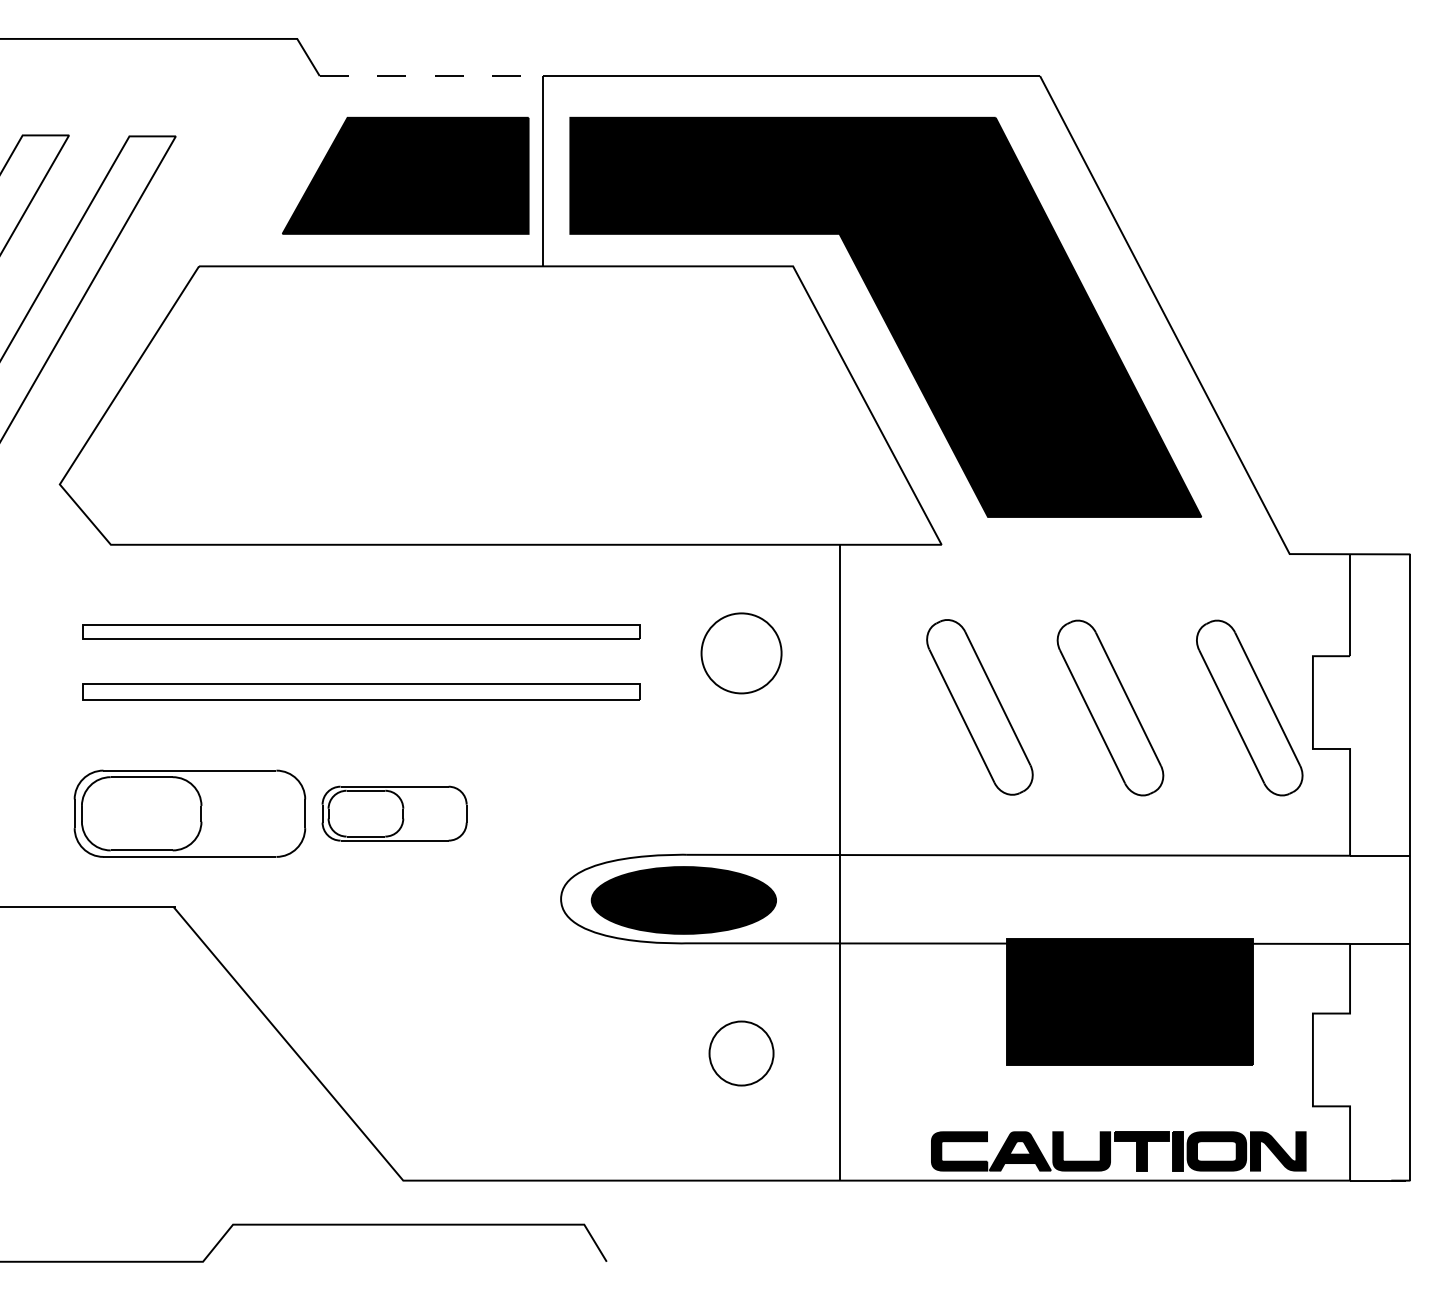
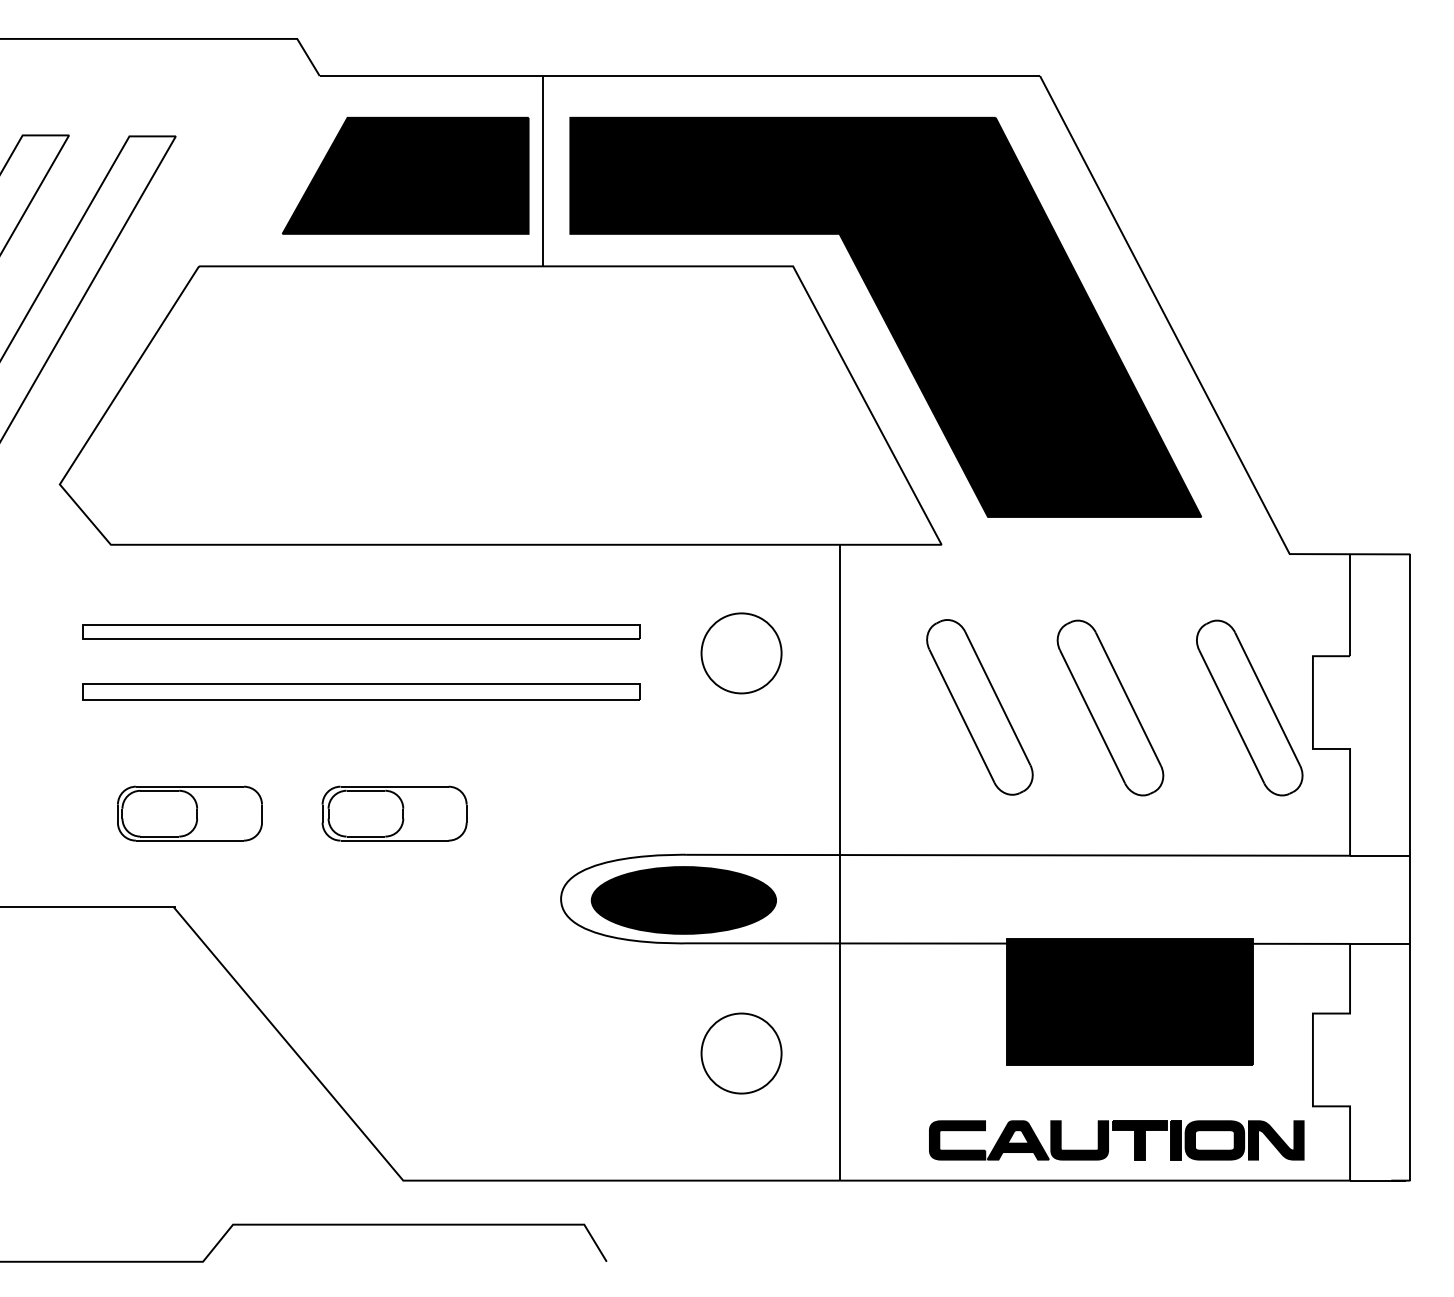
line: dashed -> solid (431, 76)
part size: 234x89 px -> 146x57 px (189, 813)
part size: 67x67 px -> 83x83 px (741, 1053)
part position: (1110, 1151) -> (1108, 1140) (1108, 1140)
